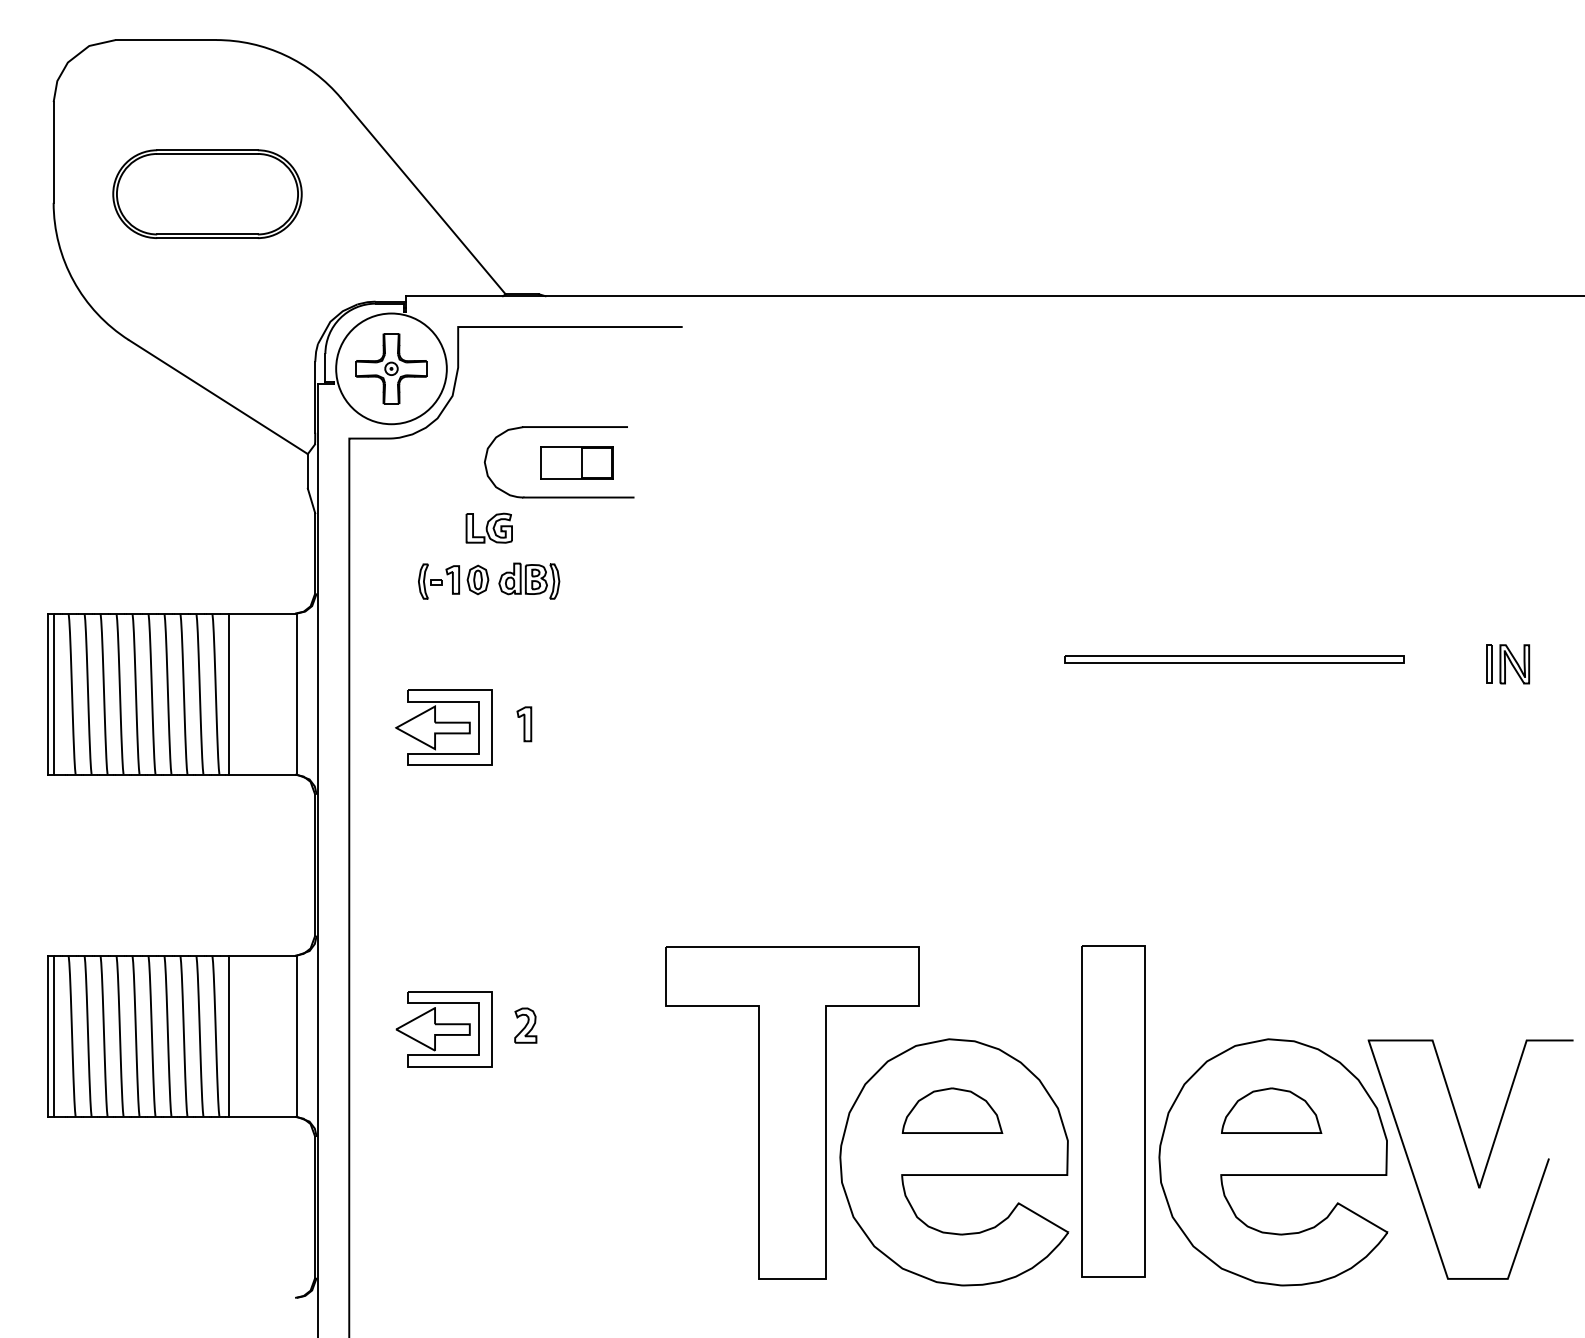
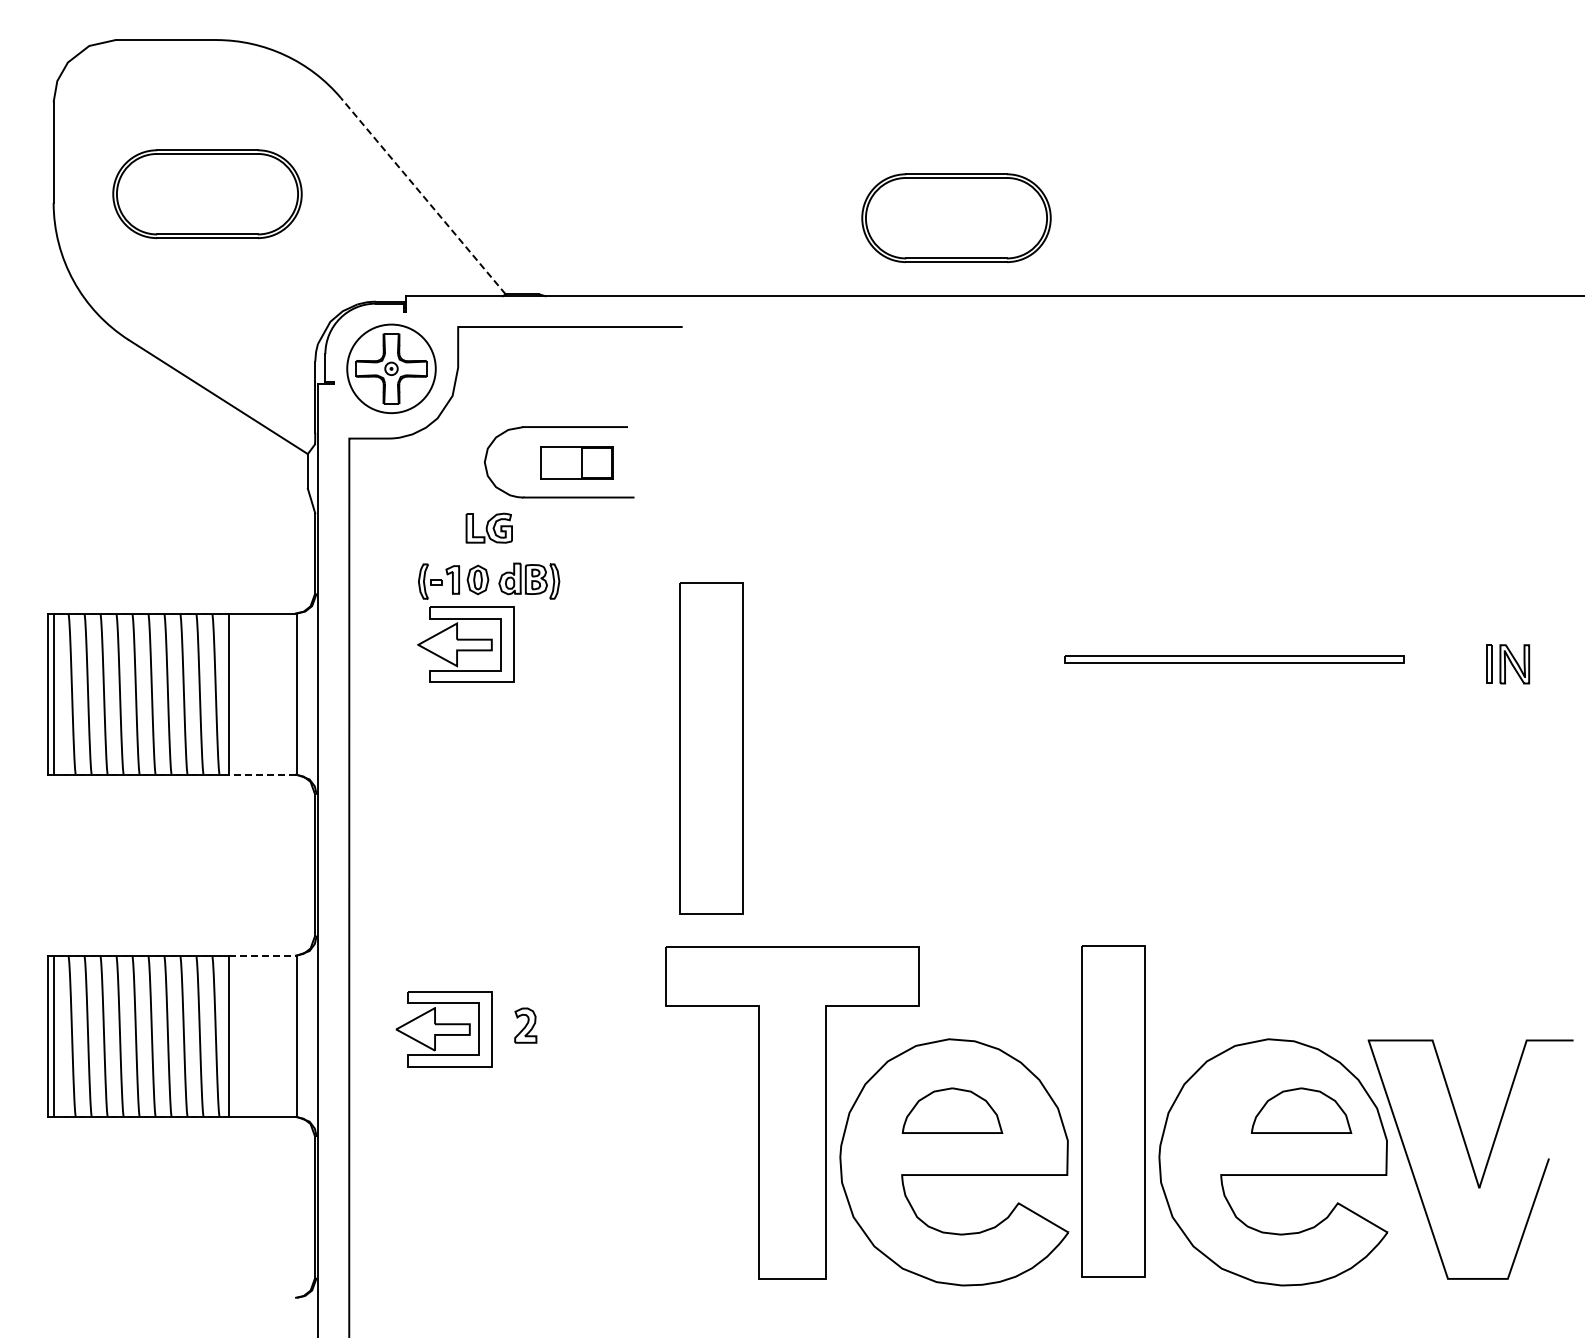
line: solid -> dashed (423, 196)
part: none -> present (956, 217)
circle diameter: 111 px -> 89 px (391, 368)
part: present -> none (524, 724)
part position: (443, 727) -> (465, 644) (465, 644)
part: none -> present (711, 748)
line: solid -> dashed (262, 774)
line: solid -> dashed (262, 955)
part position: (1271, 1110) -> (1301, 1110) (1301, 1110)
